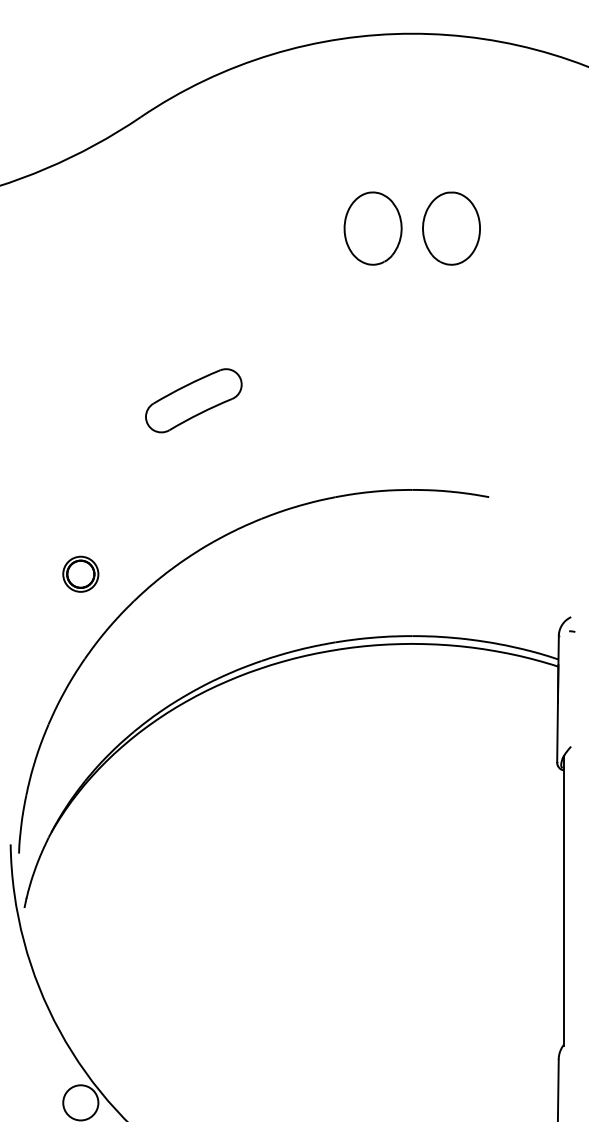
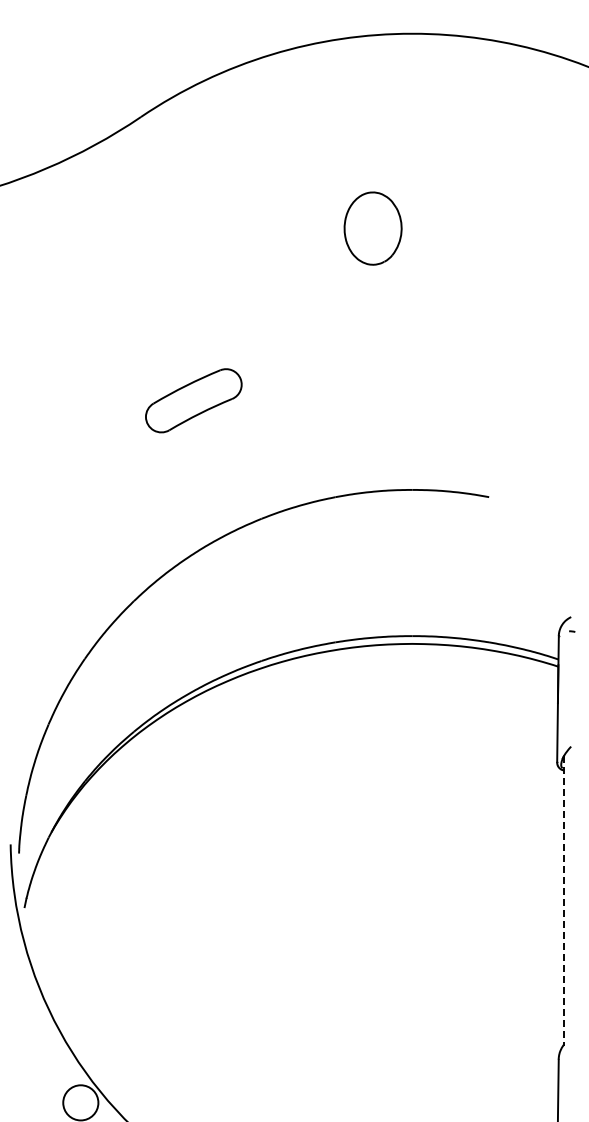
part: present -> none (451, 228)
part: present -> none (80, 573)
line: solid -> dashed (563, 901)
